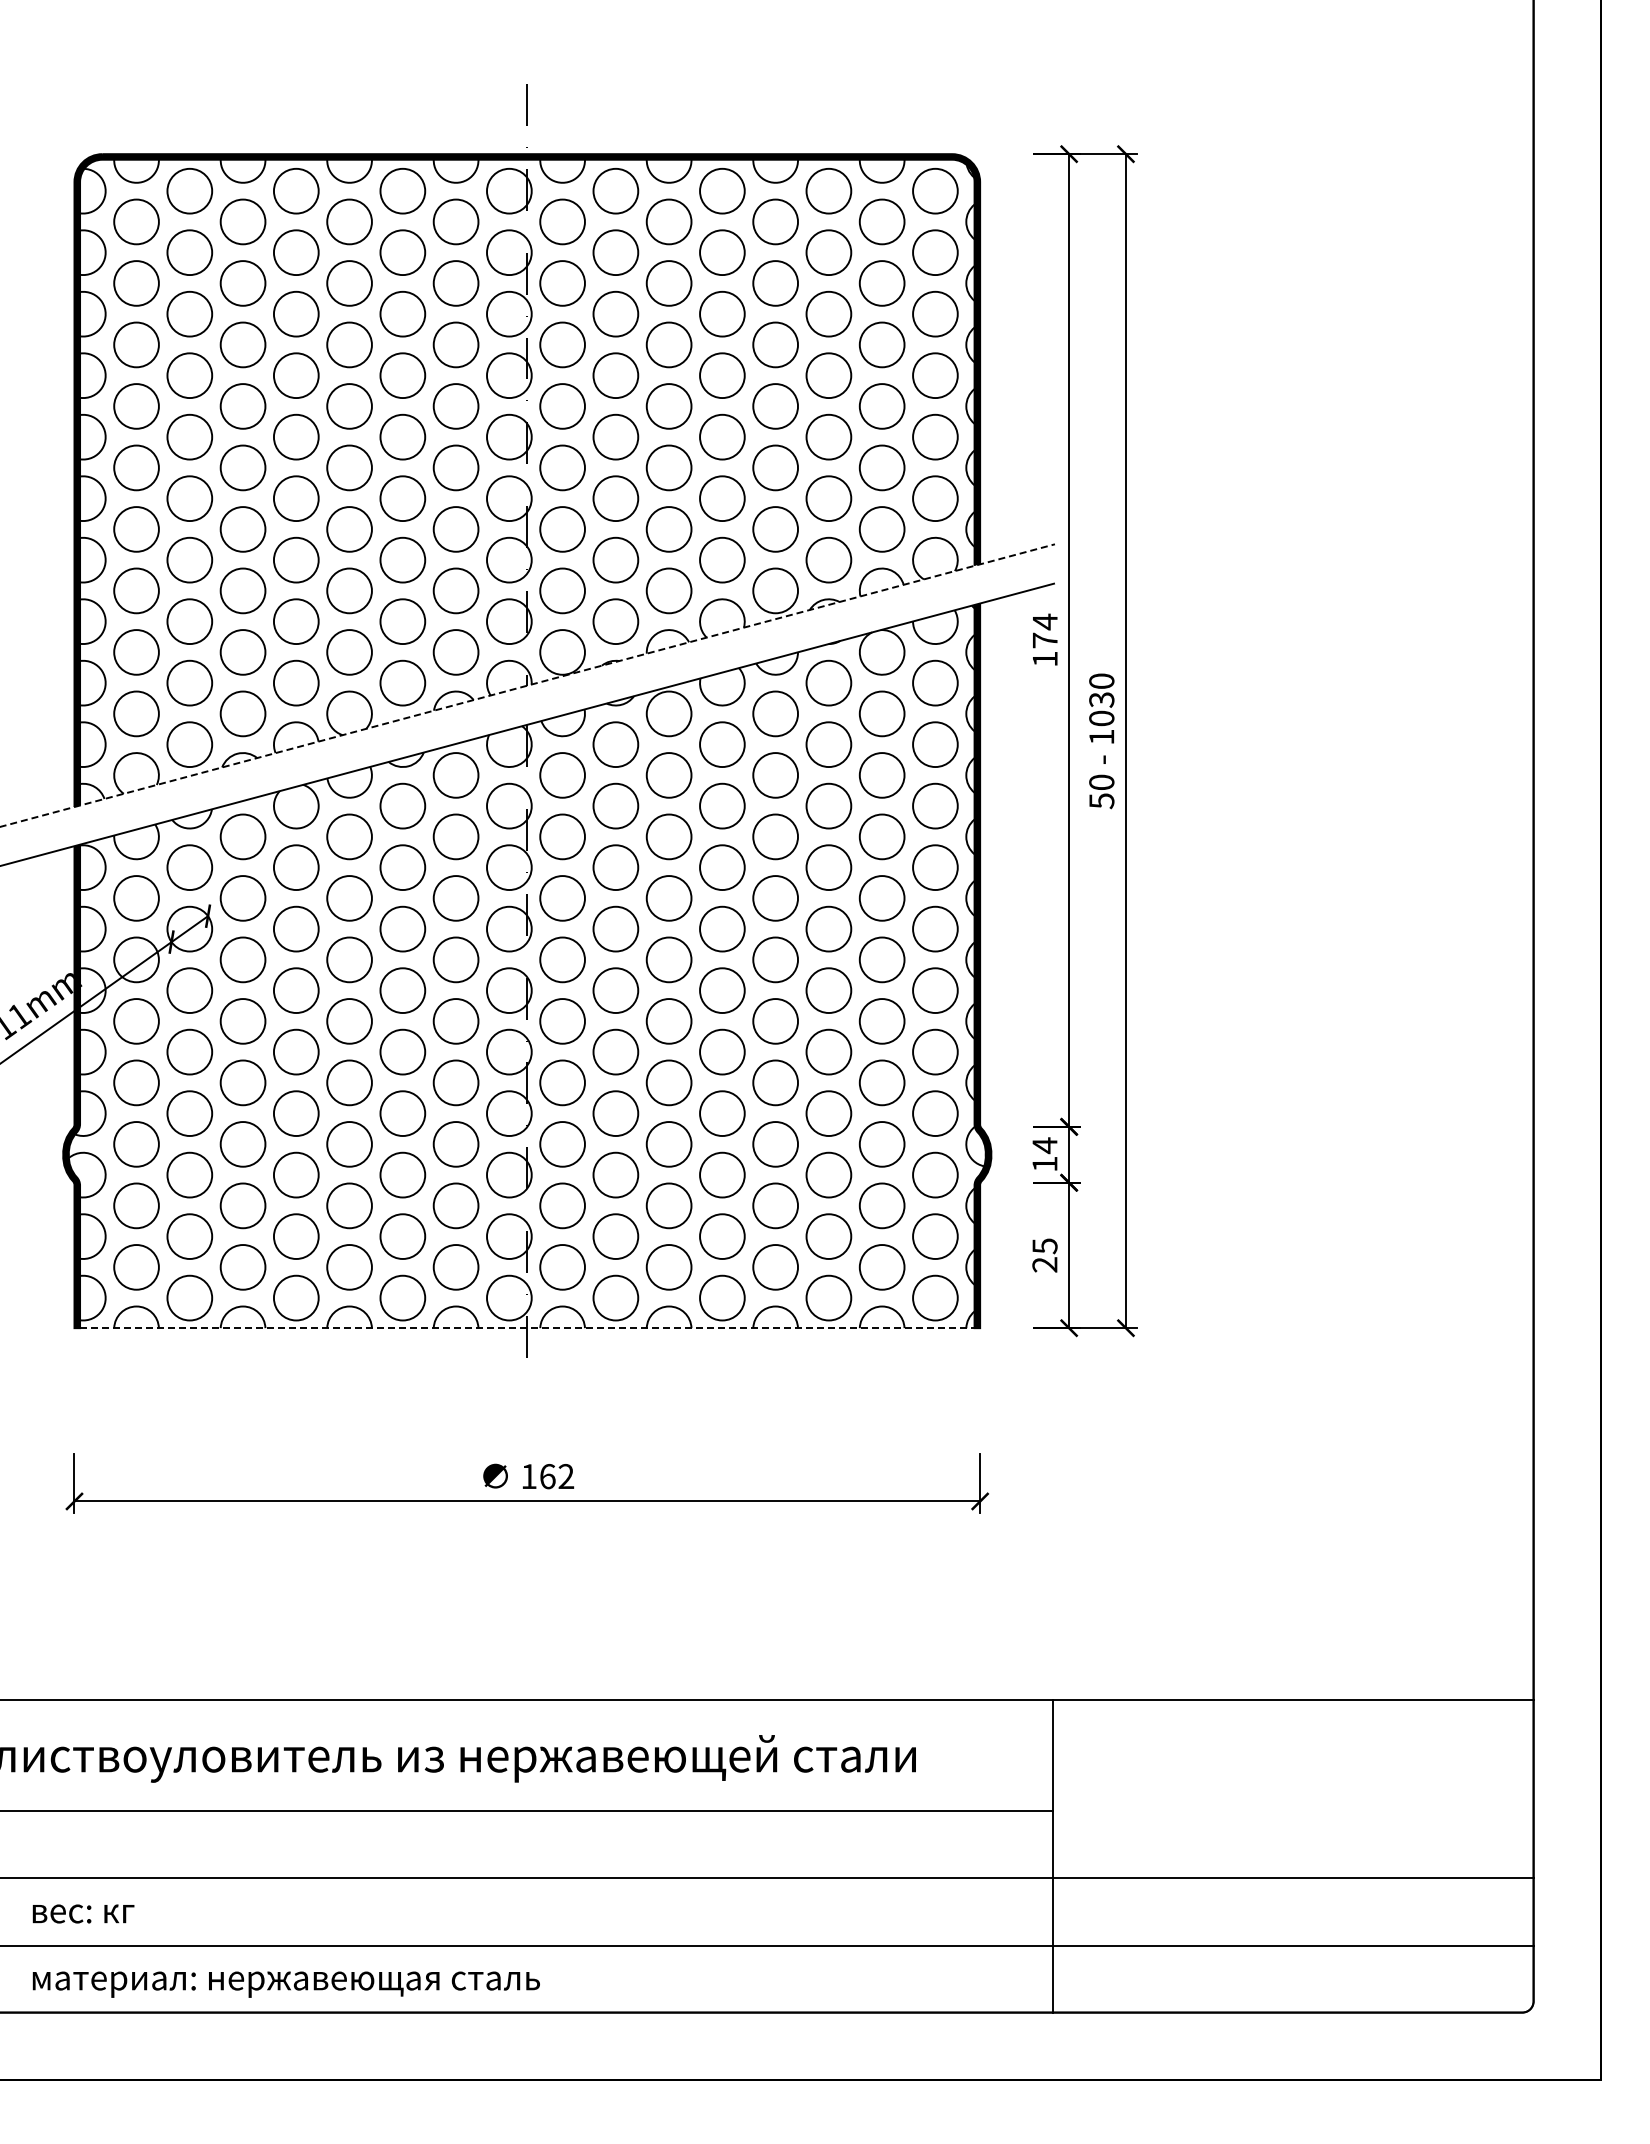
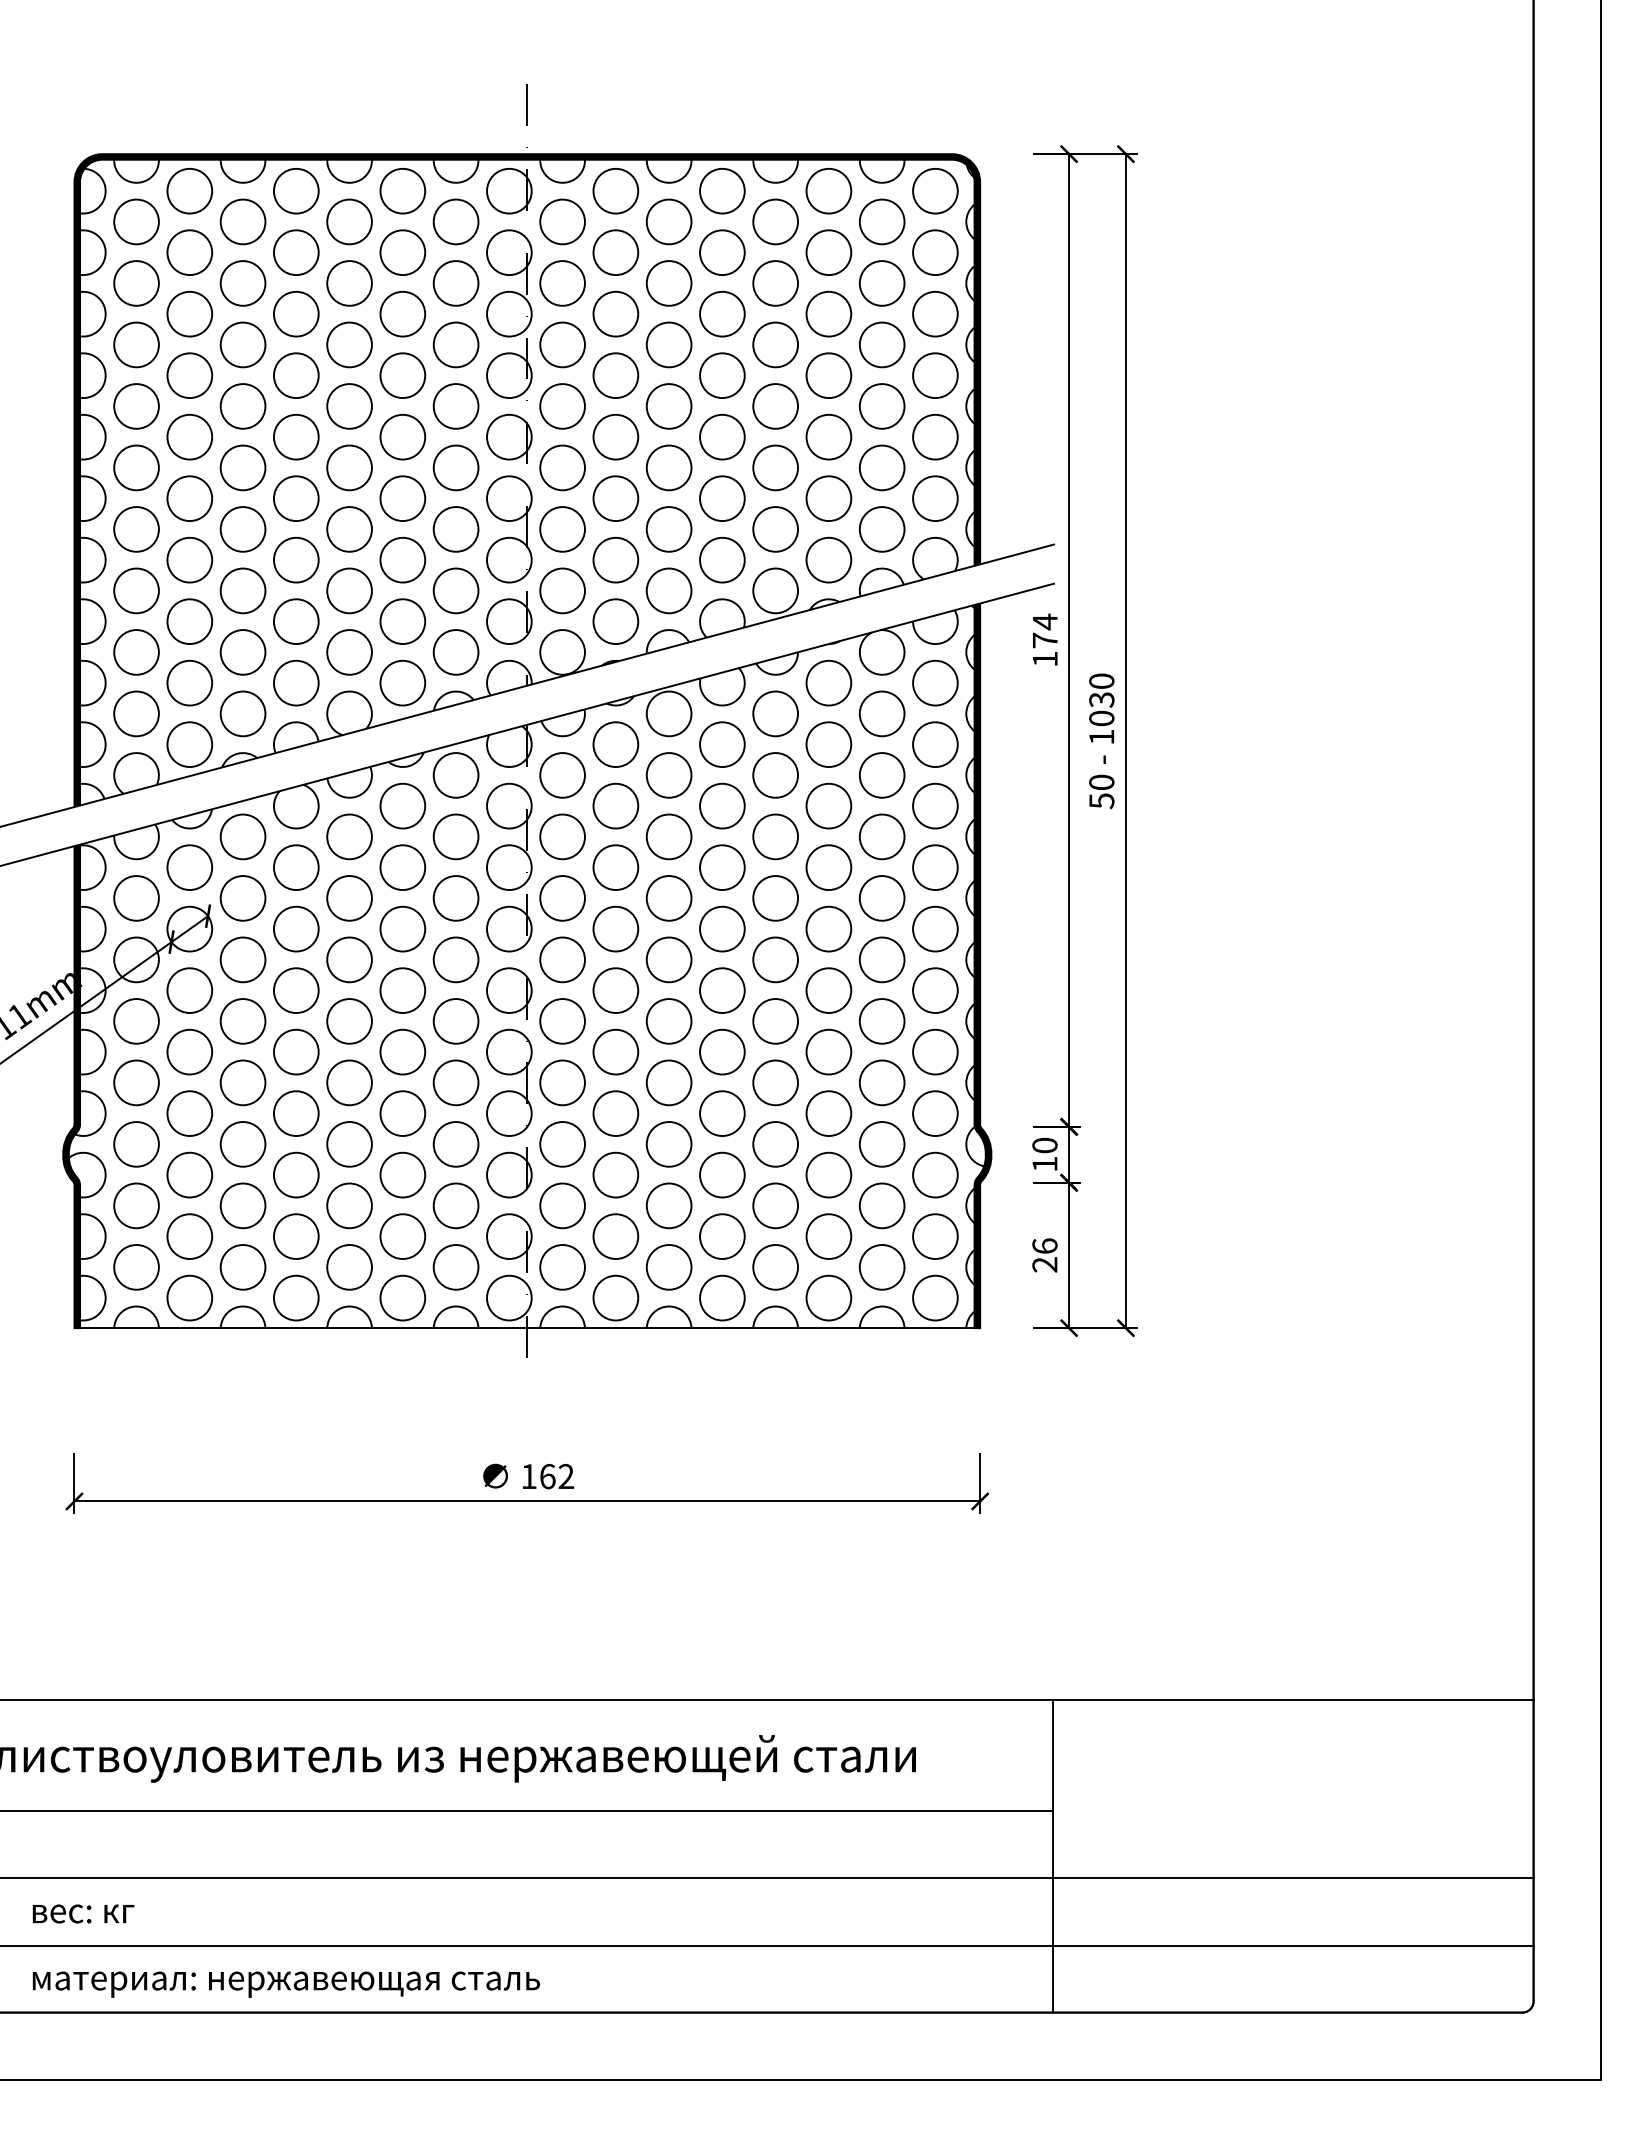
line: dashed -> solid (527, 685)
text: 14 -> 10 (1044, 1145)
text: 25 -> 26 (1044, 1246)
line: dashed -> solid (527, 1328)
